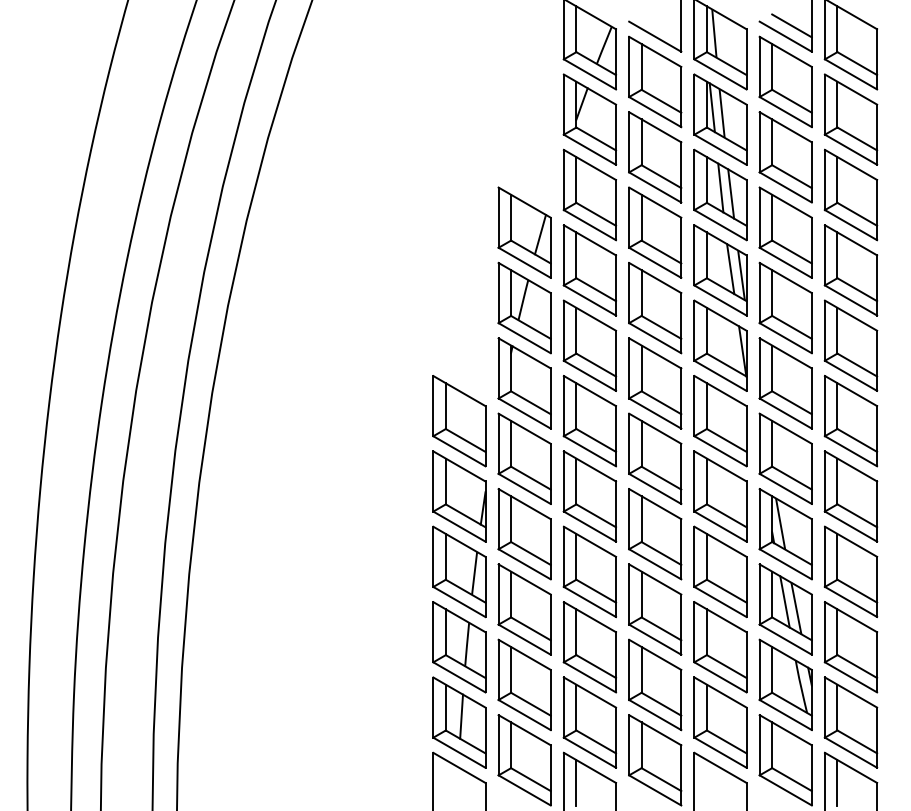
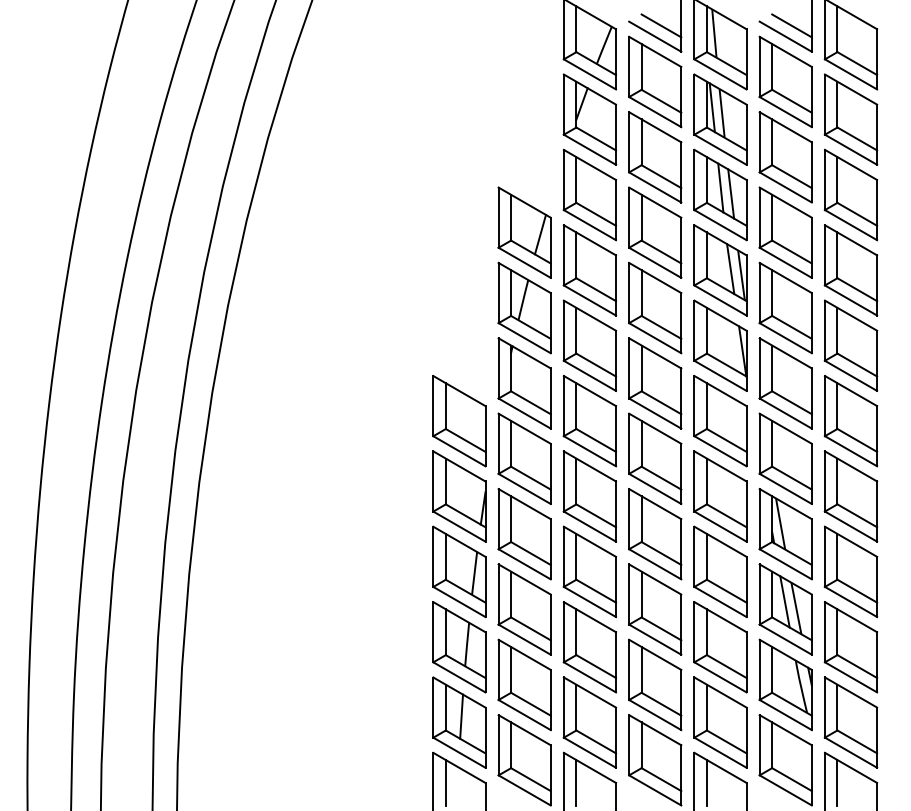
line: none -> present (661, 25)
line: none -> present (445, 782)
line: none -> present (706, 782)
